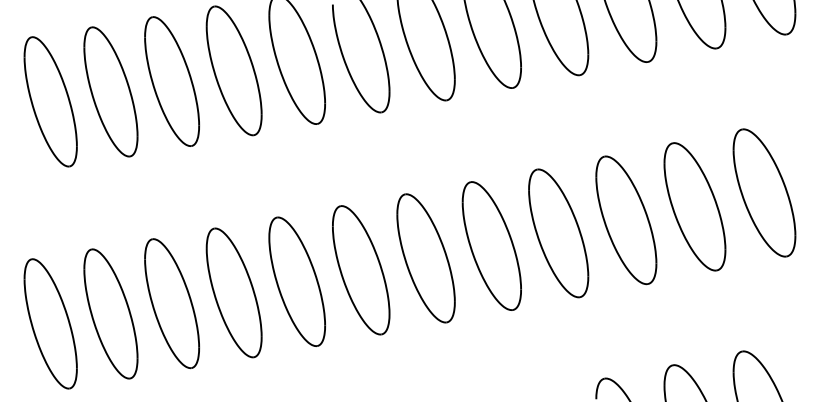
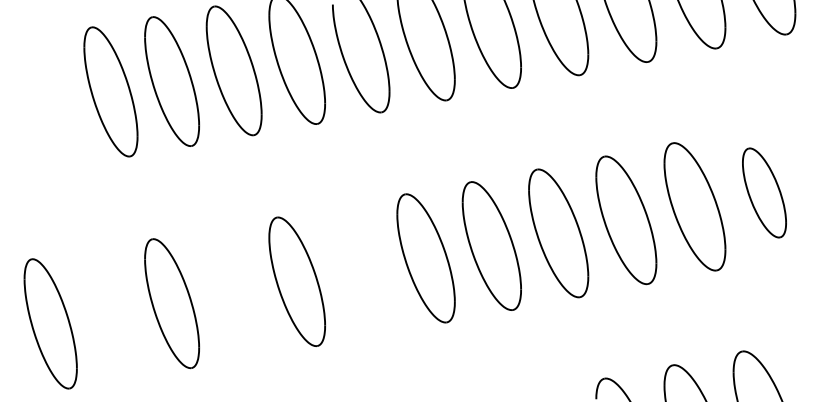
part: present -> none (50, 101)
part size: 65x130 px -> 45x92 px (764, 192)
part: present -> none (361, 270)
part: present -> none (233, 292)
part: present -> none (110, 313)
